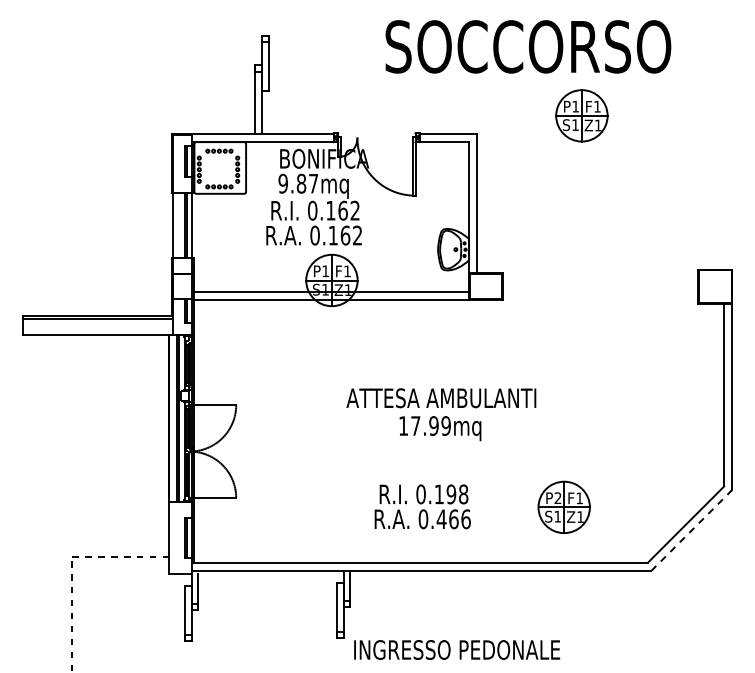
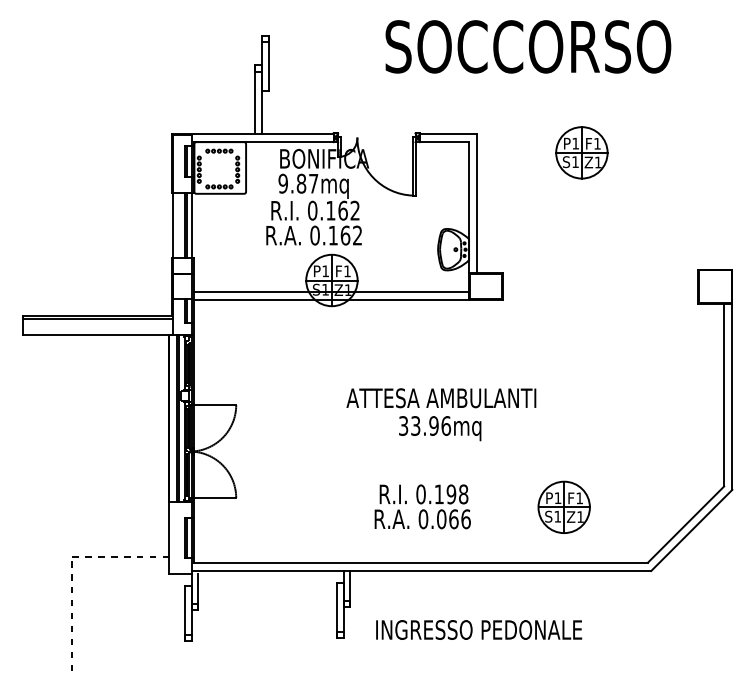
part position: (581, 115) -> (581, 152) (581, 152)
text: 17.99mq -> 33.96mq (425, 425)
text: P2 -> P1 (557, 497)
text: 0.466 -> 0.066 (441, 519)
line: dashed -> solid (691, 530)
text position: (457, 649) -> (479, 629) (479, 629)
